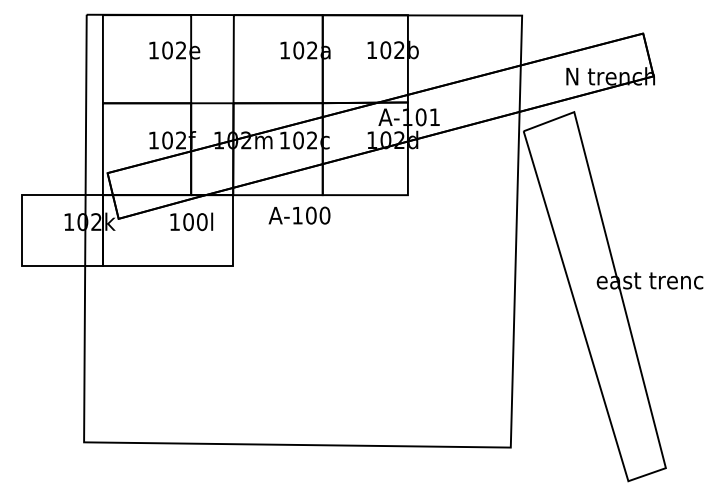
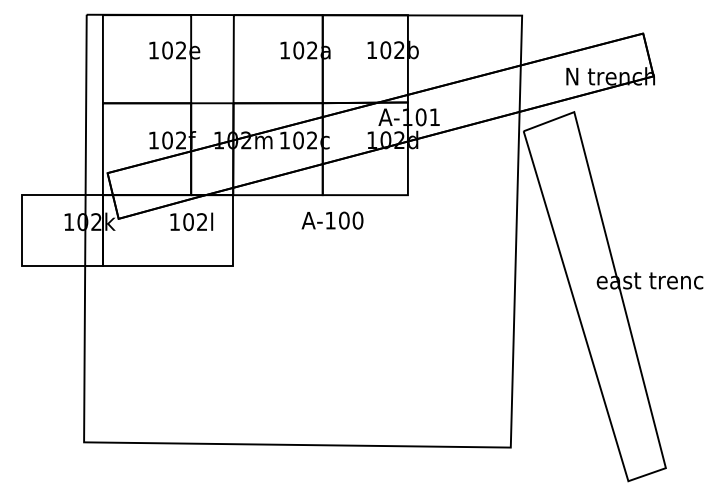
text position: (299, 215) -> (332, 220) (332, 220)
text: 100l -> 102l (202, 222)
